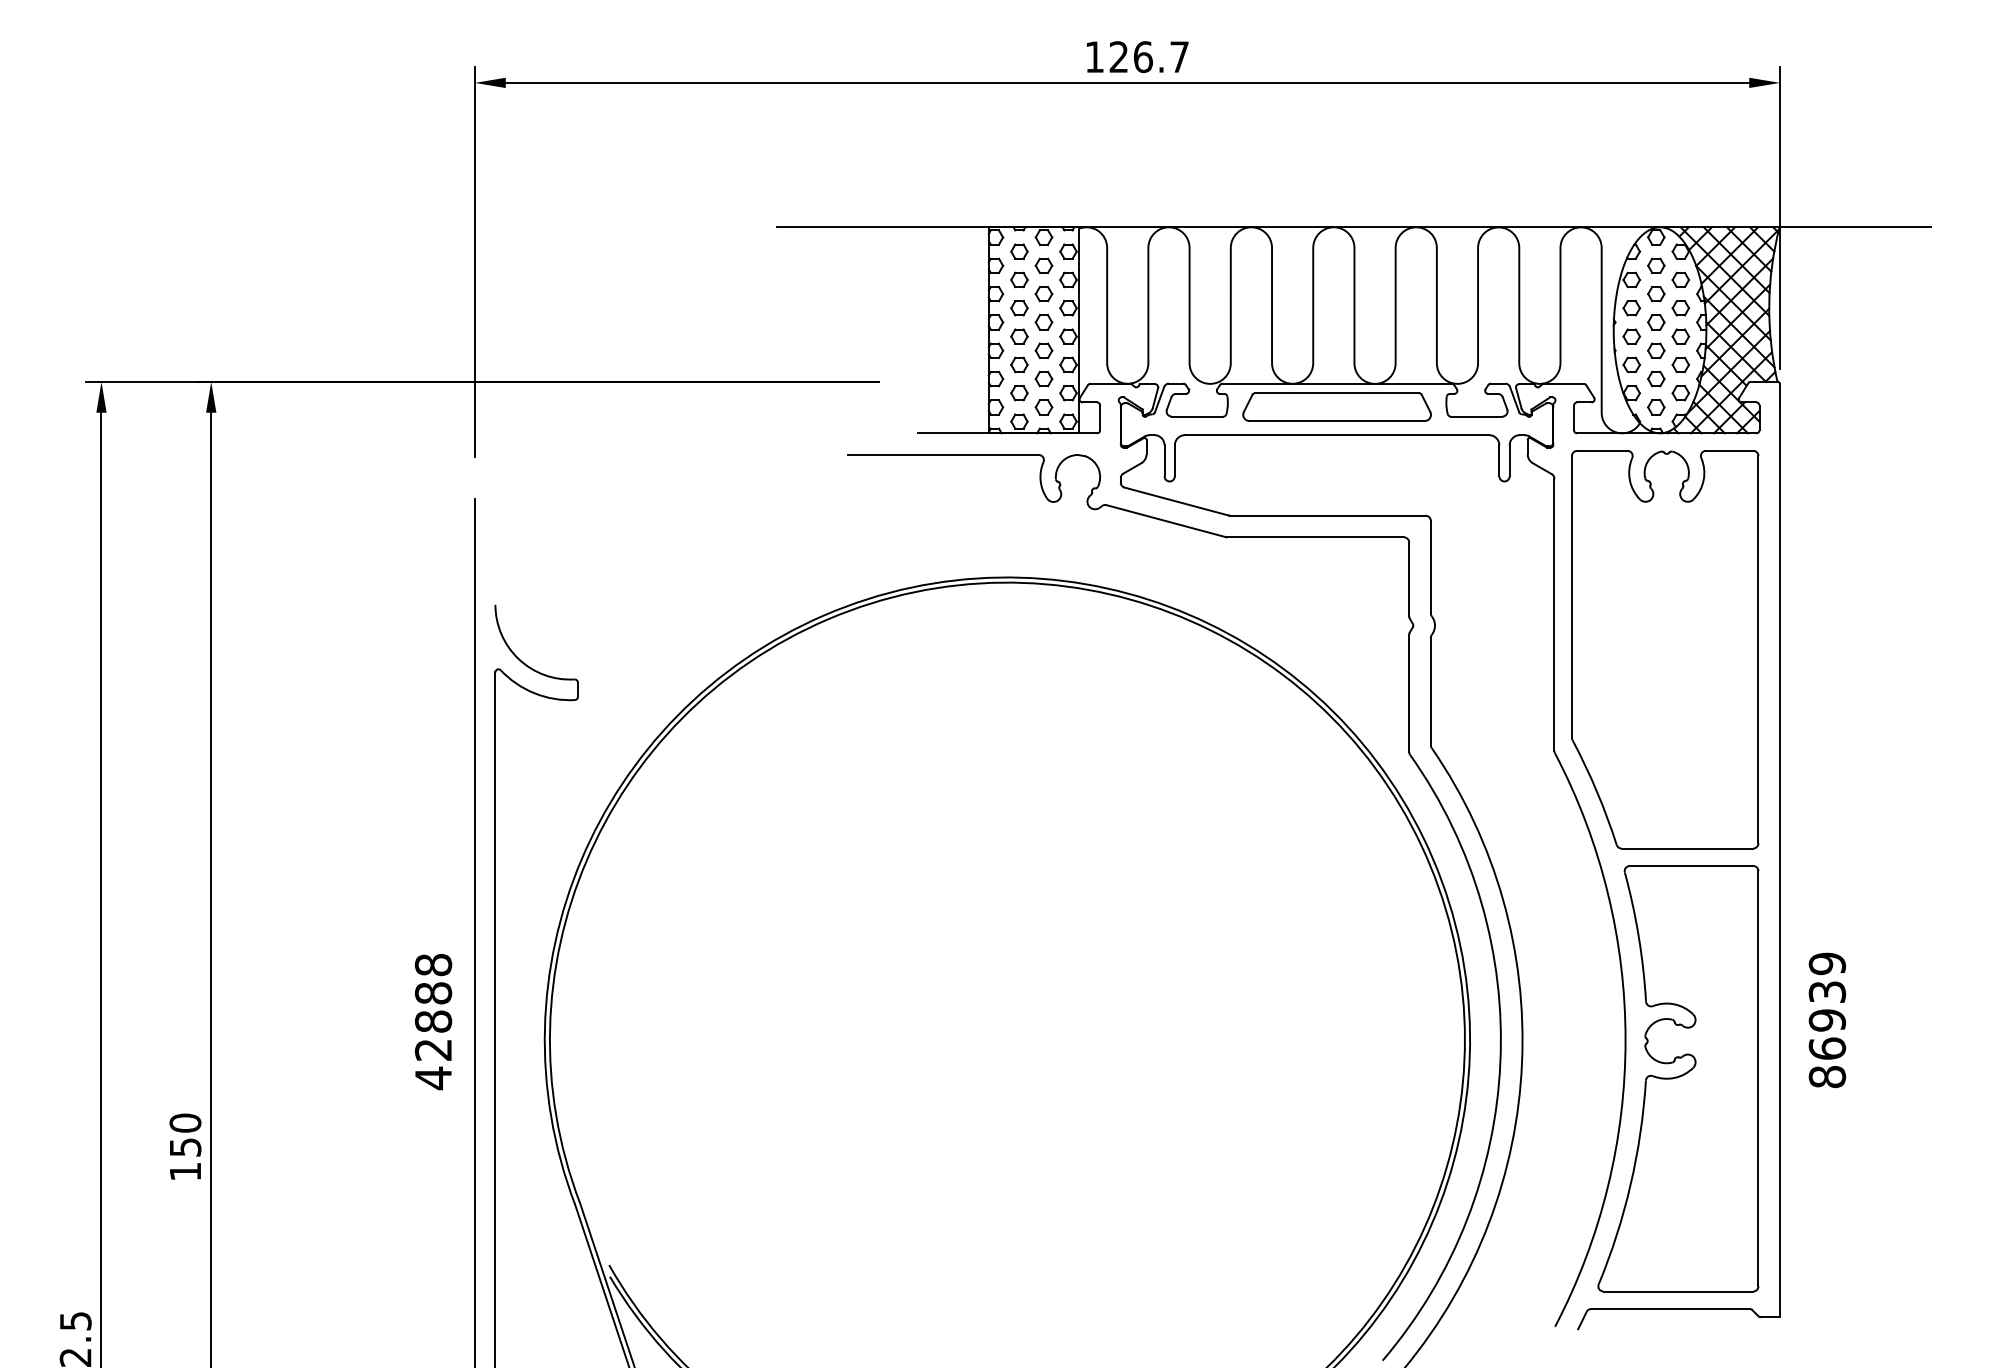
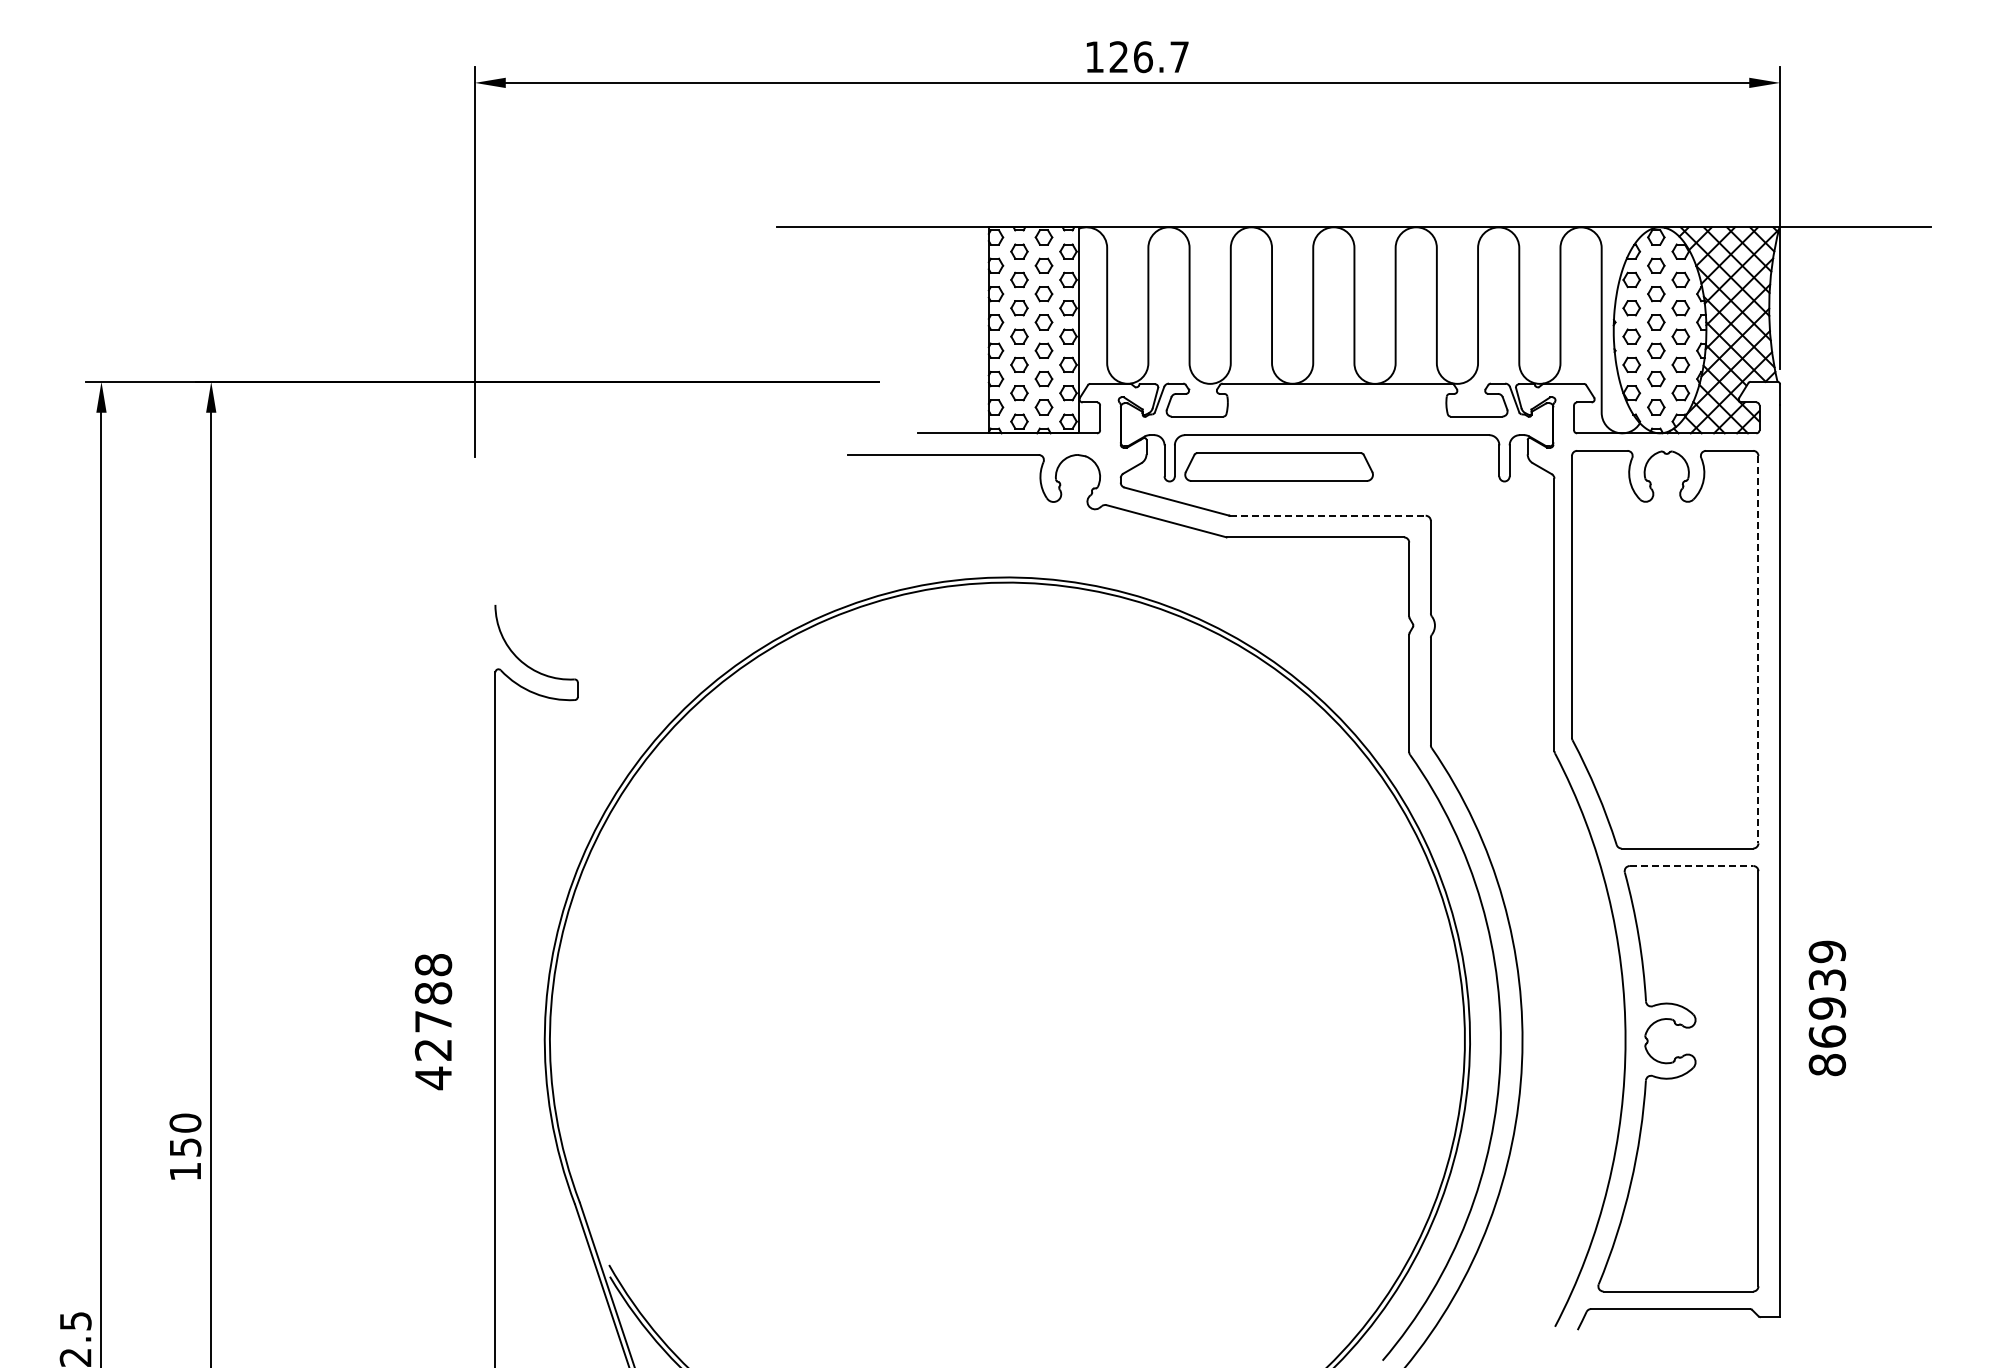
part position: (1336, 406) -> (1278, 466) (1278, 466)
line: solid -> dashed (1328, 515)
line: solid -> dashed (1758, 649)
line: solid -> dashed (1691, 866)
line: present -> none (474, 931)
text position: (1827, 1020) -> (1827, 1008) (1827, 1008)
text: 42888 -> 42788 (433, 1021)
